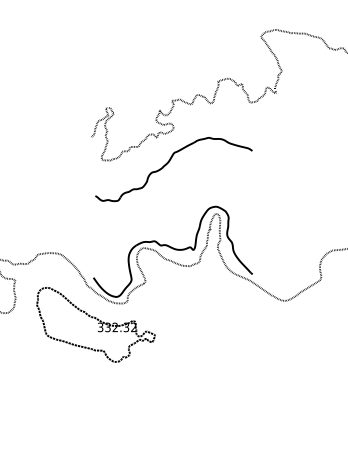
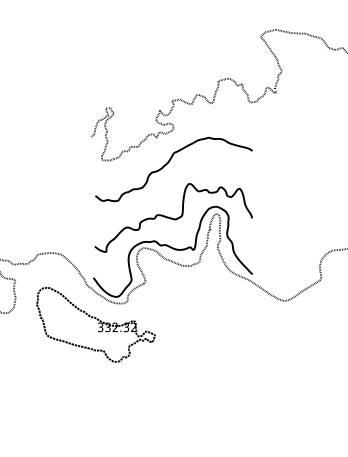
part: none -> present (173, 217)
